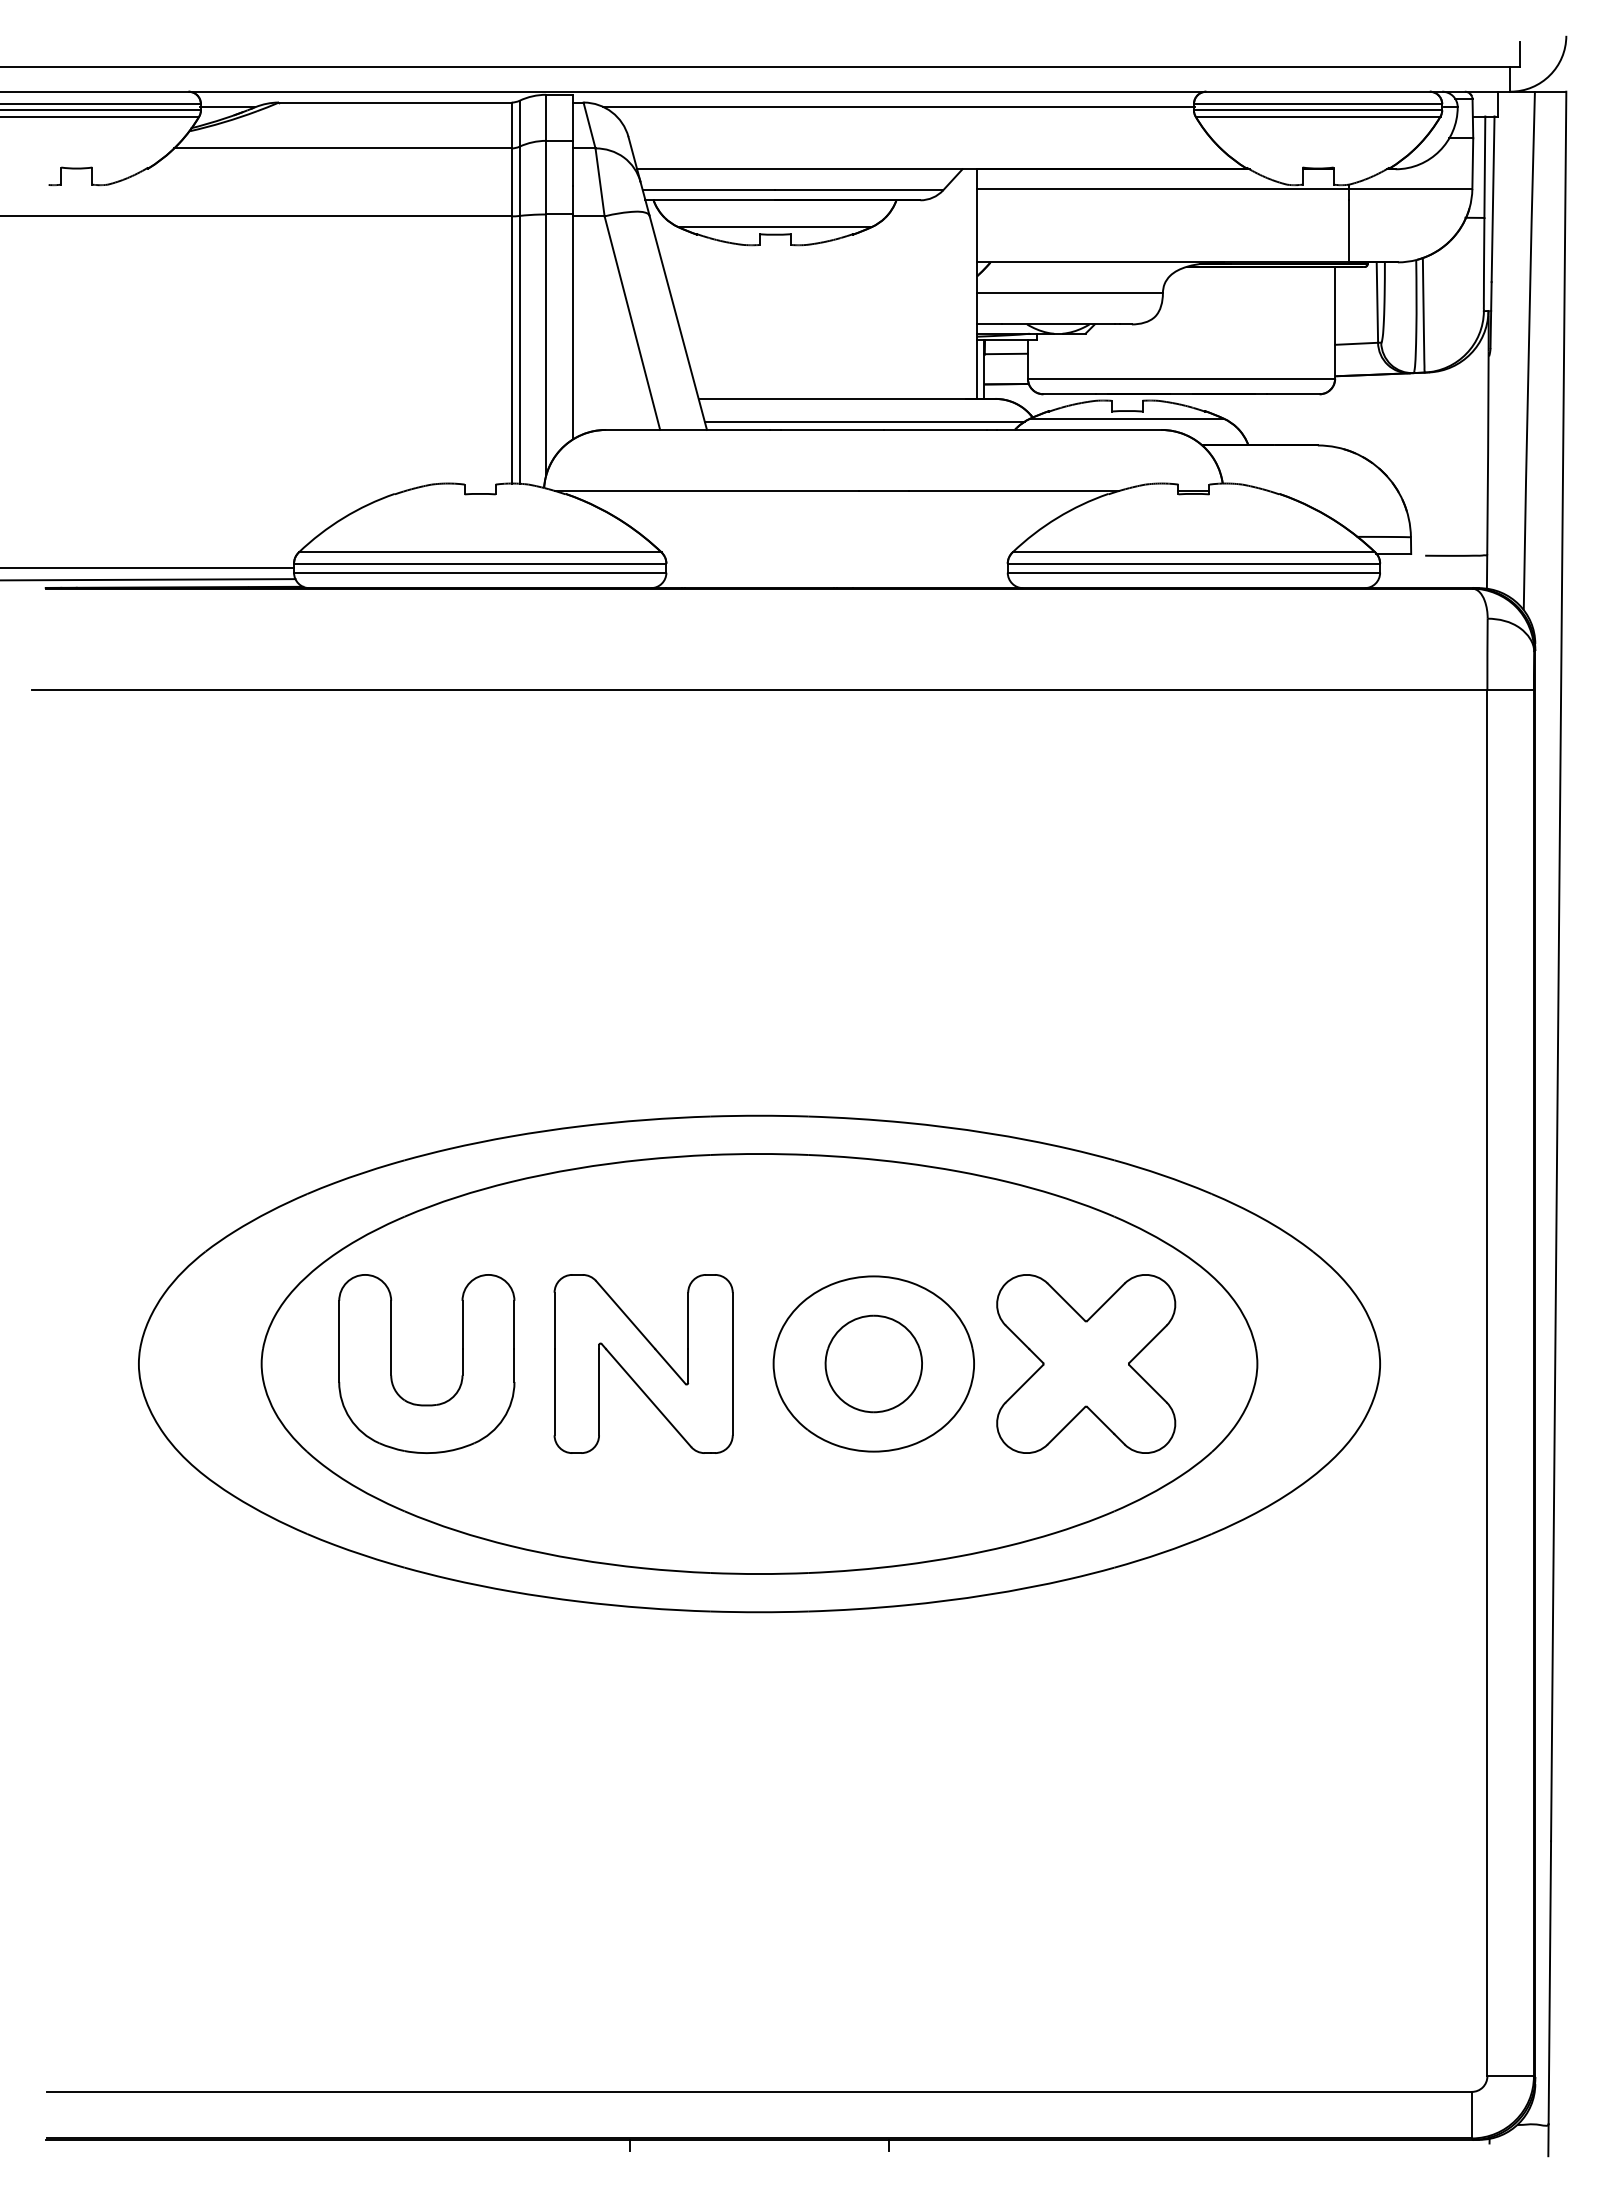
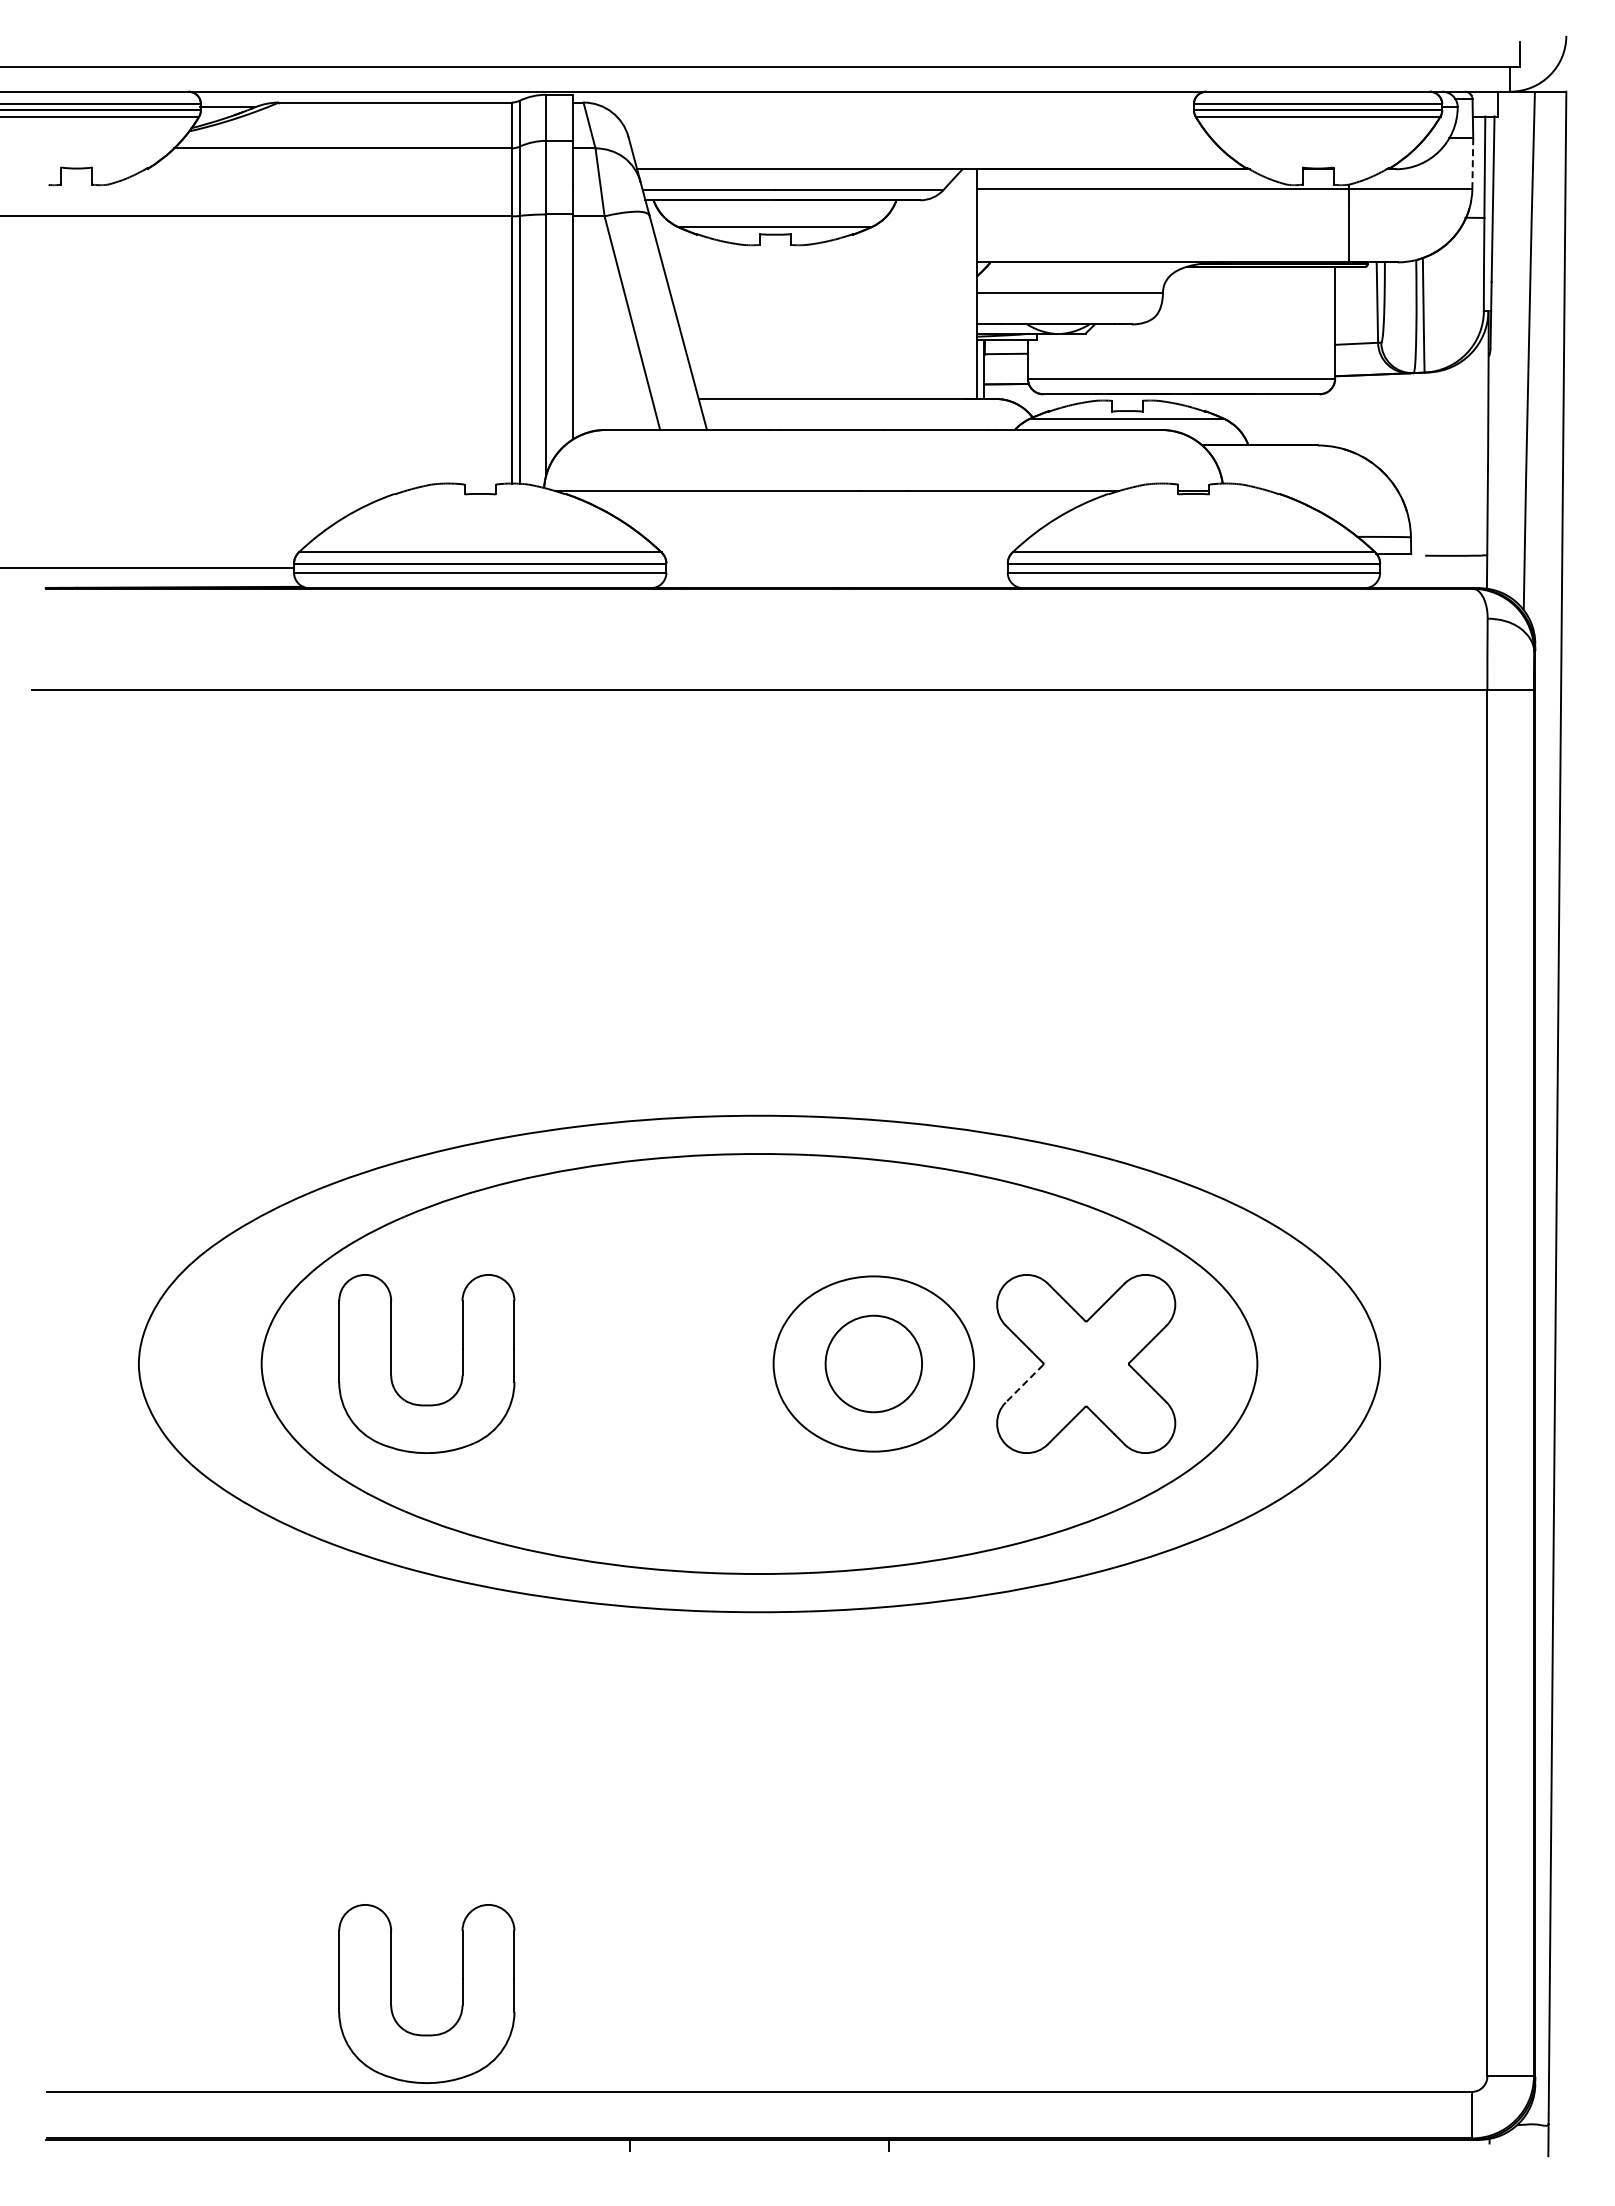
line: present -> none (898, 107)
line: solid -> dashed (1472, 163)
line: present -> none (864, 422)
line: present -> none (148, 579)
part: present -> none (643, 1363)
line: solid -> dashed (1024, 1384)
part: none -> present (391, 1993)
